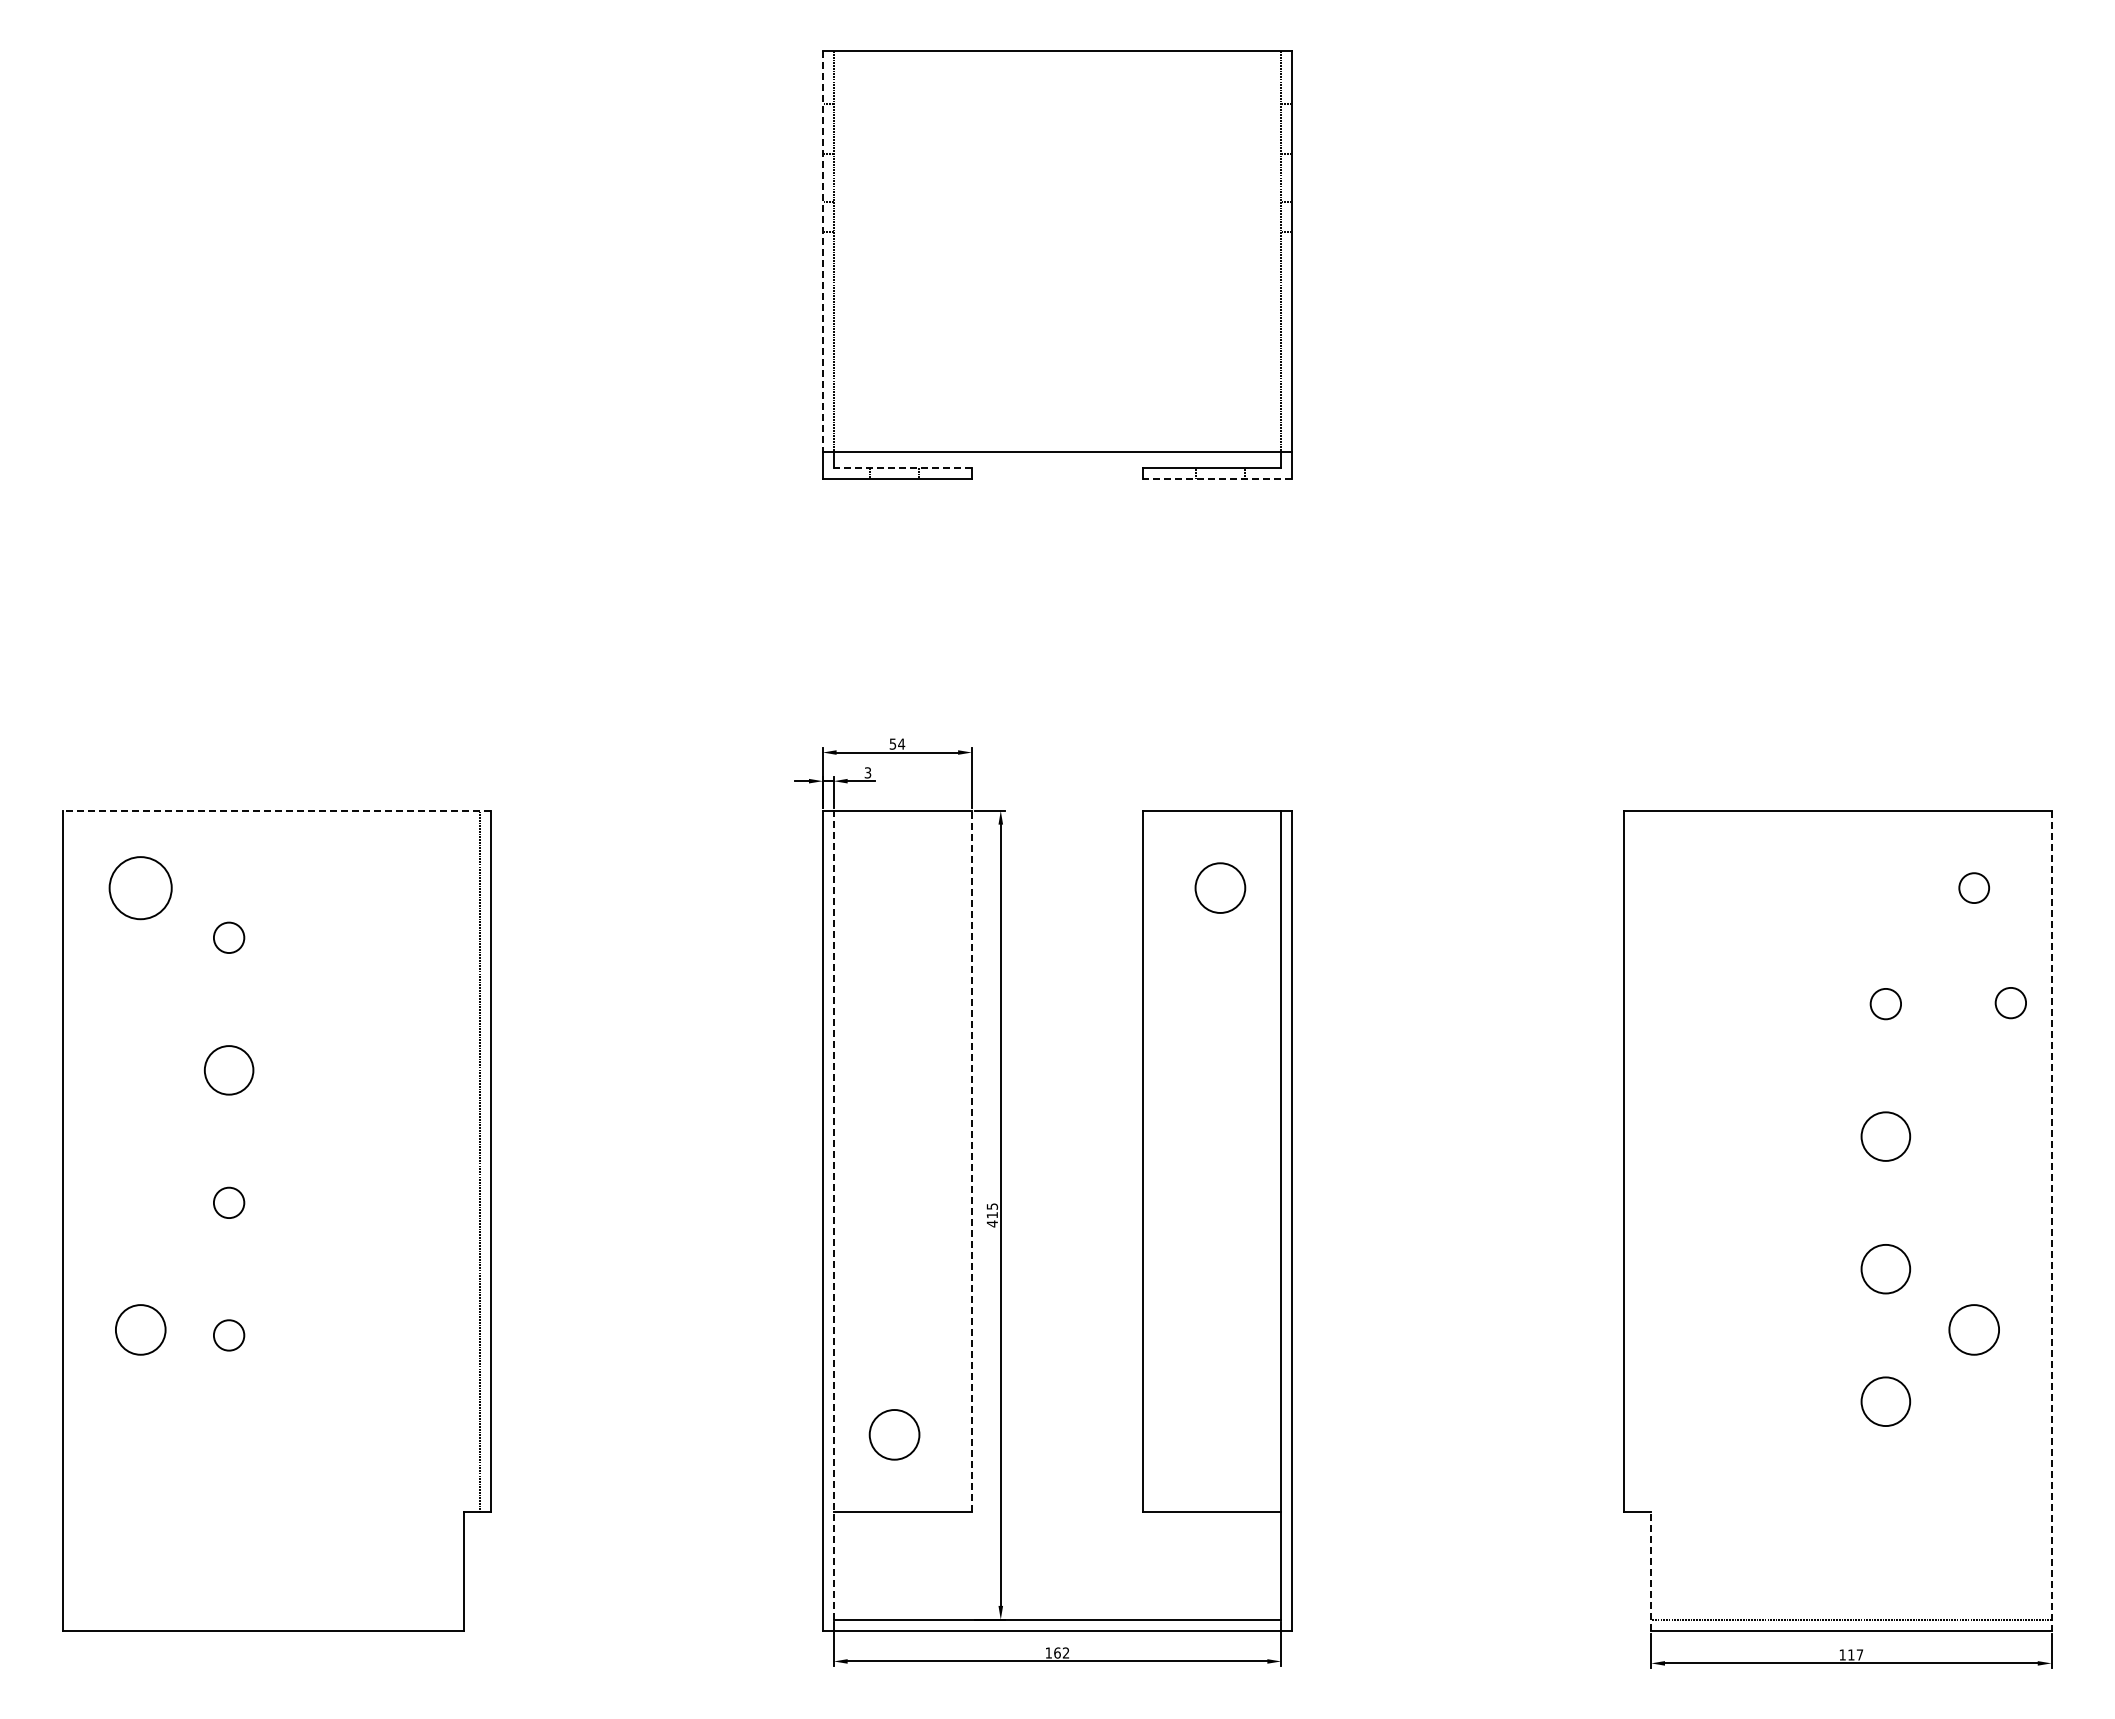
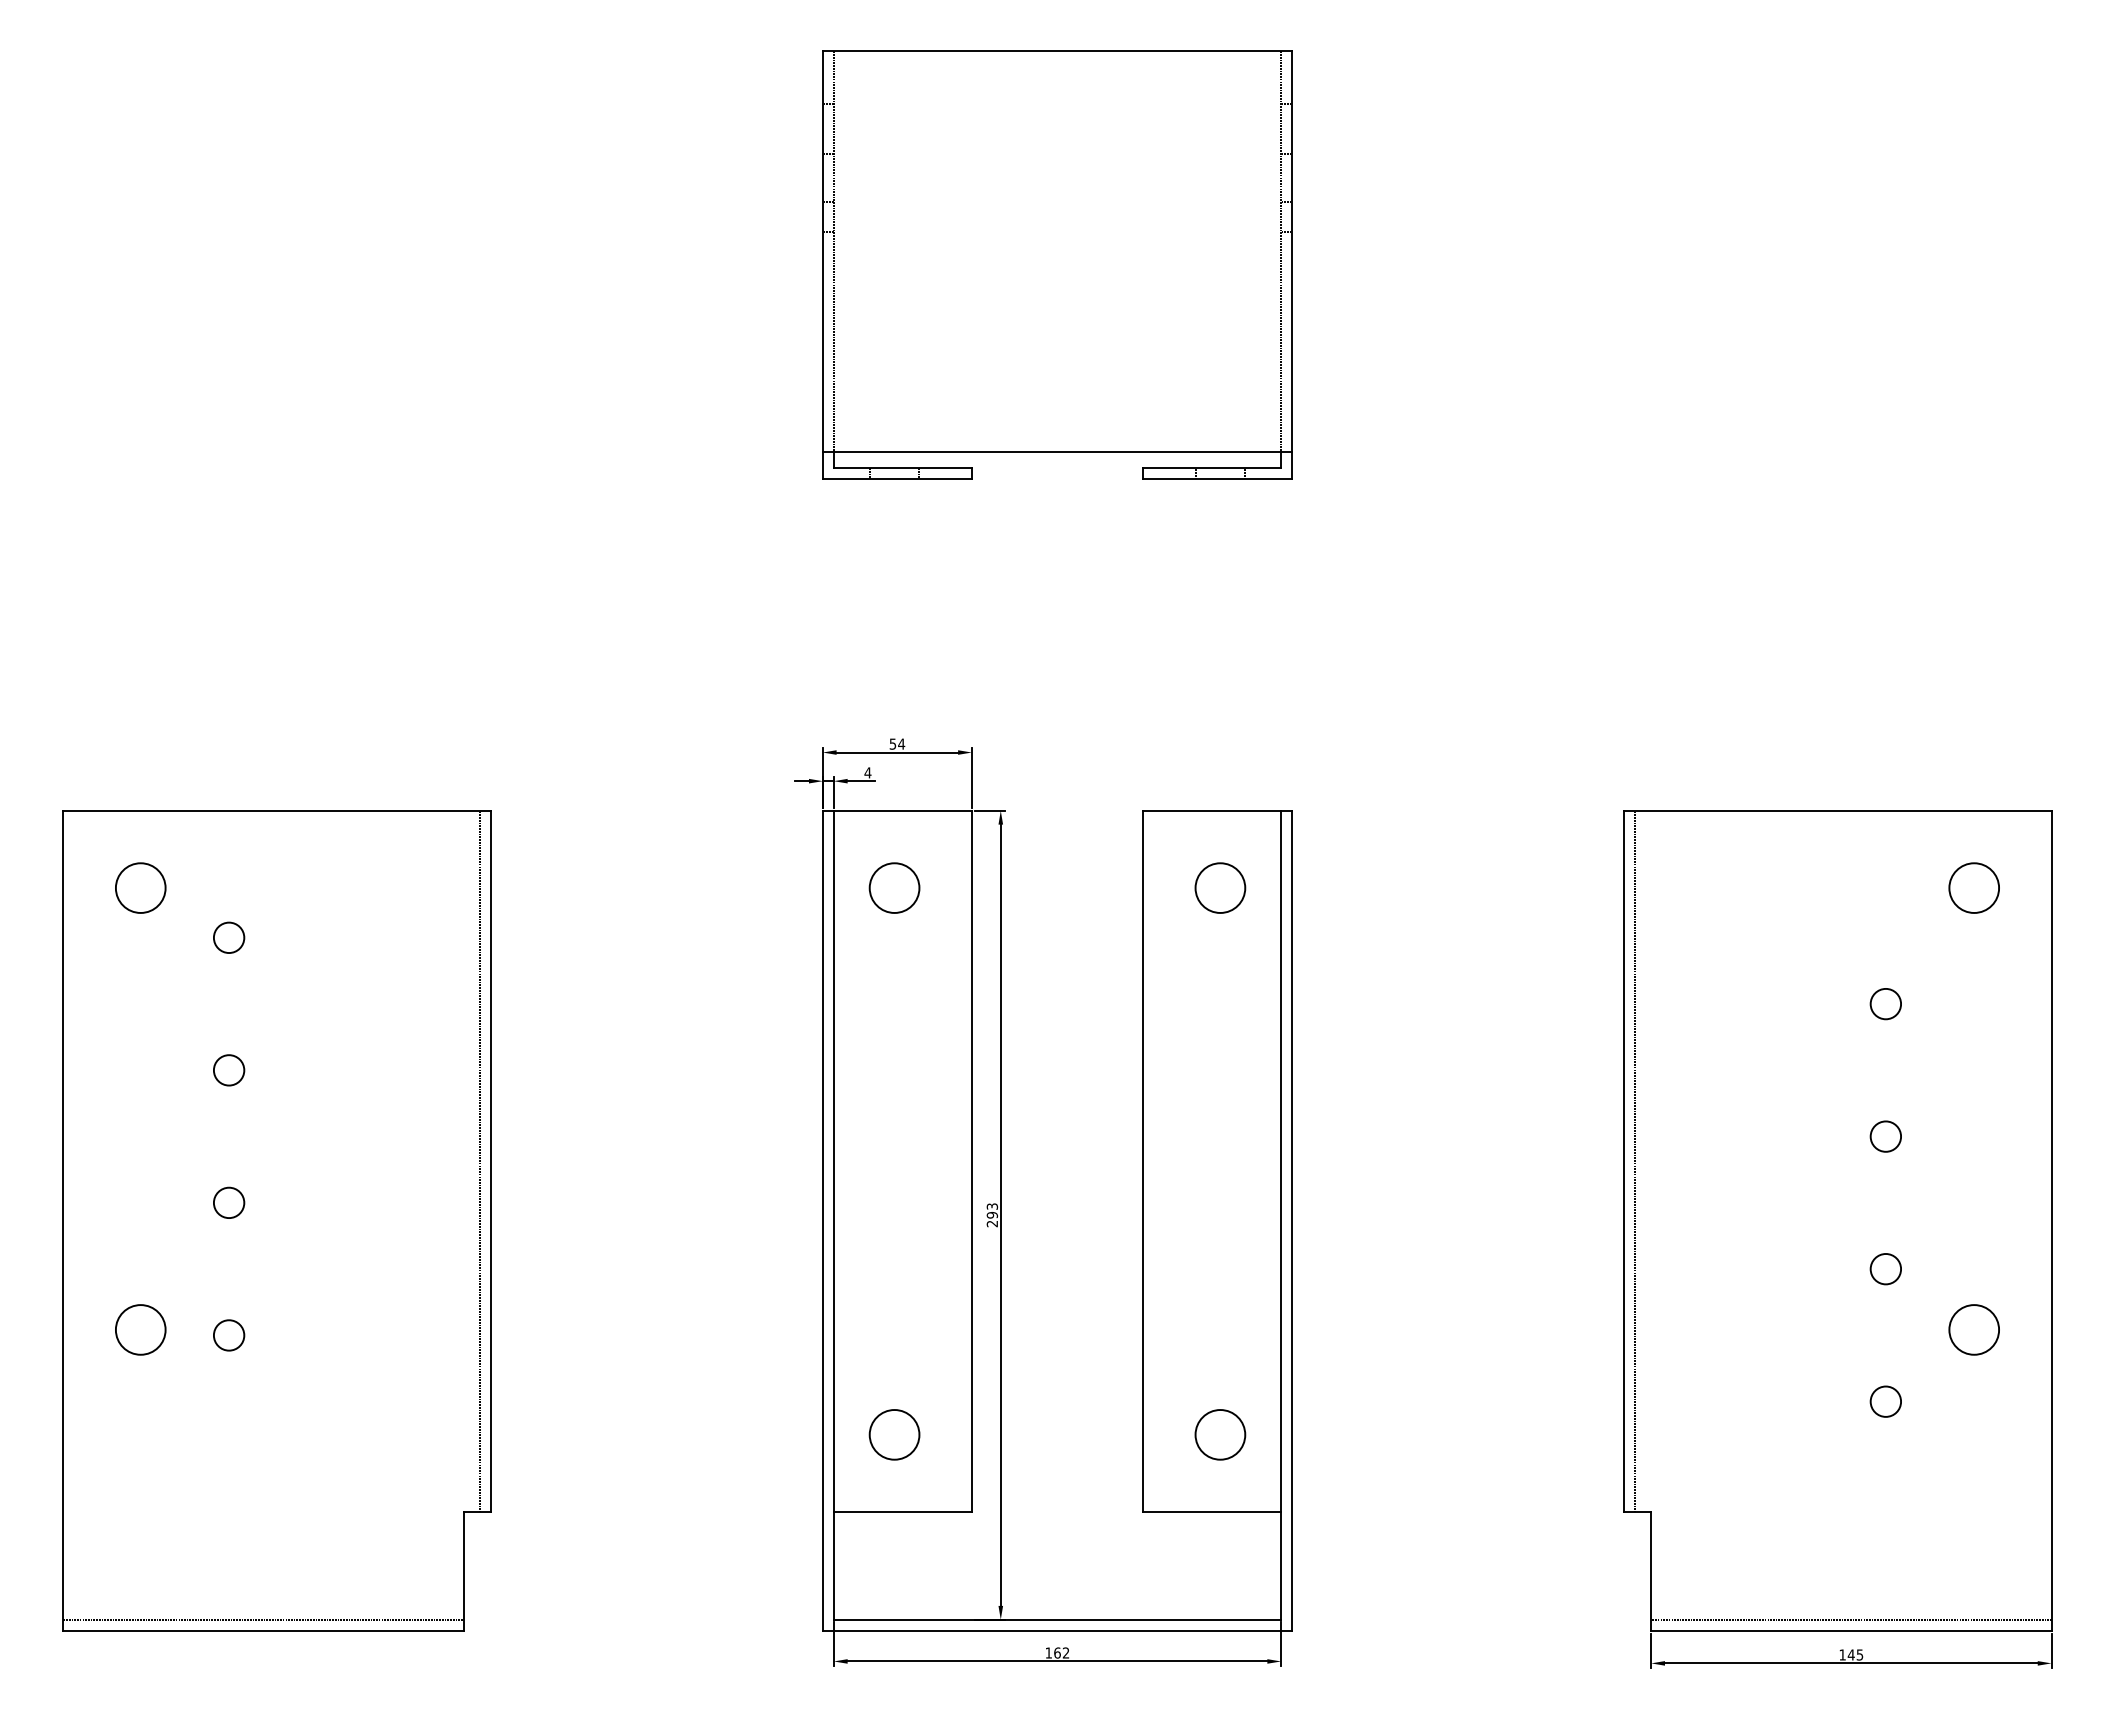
line: dashed -> solid (822, 252)
line: dashed -> solid (902, 468)
line: dashed -> solid (1217, 479)
text: 3 -> 4 (867, 772)
line: dashed -> solid (277, 810)
circle: none -> present (894, 887)
circle size: 65x65 px -> 52x52 px (140, 887)
circle diameter: 30 px -> 50 px (1974, 887)
circle: present -> none (2010, 1003)
circle diameter: 49 px -> 30 px (228, 1070)
circle diameter: 49 px -> 30 px (1885, 1136)
line: dashed -> solid (971, 1161)
line: none -> present (1634, 1161)
line: dashed -> solid (833, 1214)
text: 415 -> 293 (992, 1215)
line: dashed -> solid (2051, 1220)
circle diameter: 49 px -> 30 px (1885, 1269)
circle diameter: 49 px -> 30 px (1885, 1401)
circle: none -> present (1220, 1434)
line: dashed -> solid (1651, 1570)
line: none -> present (263, 1619)
text: 117 -> 145 (1855, 1654)
